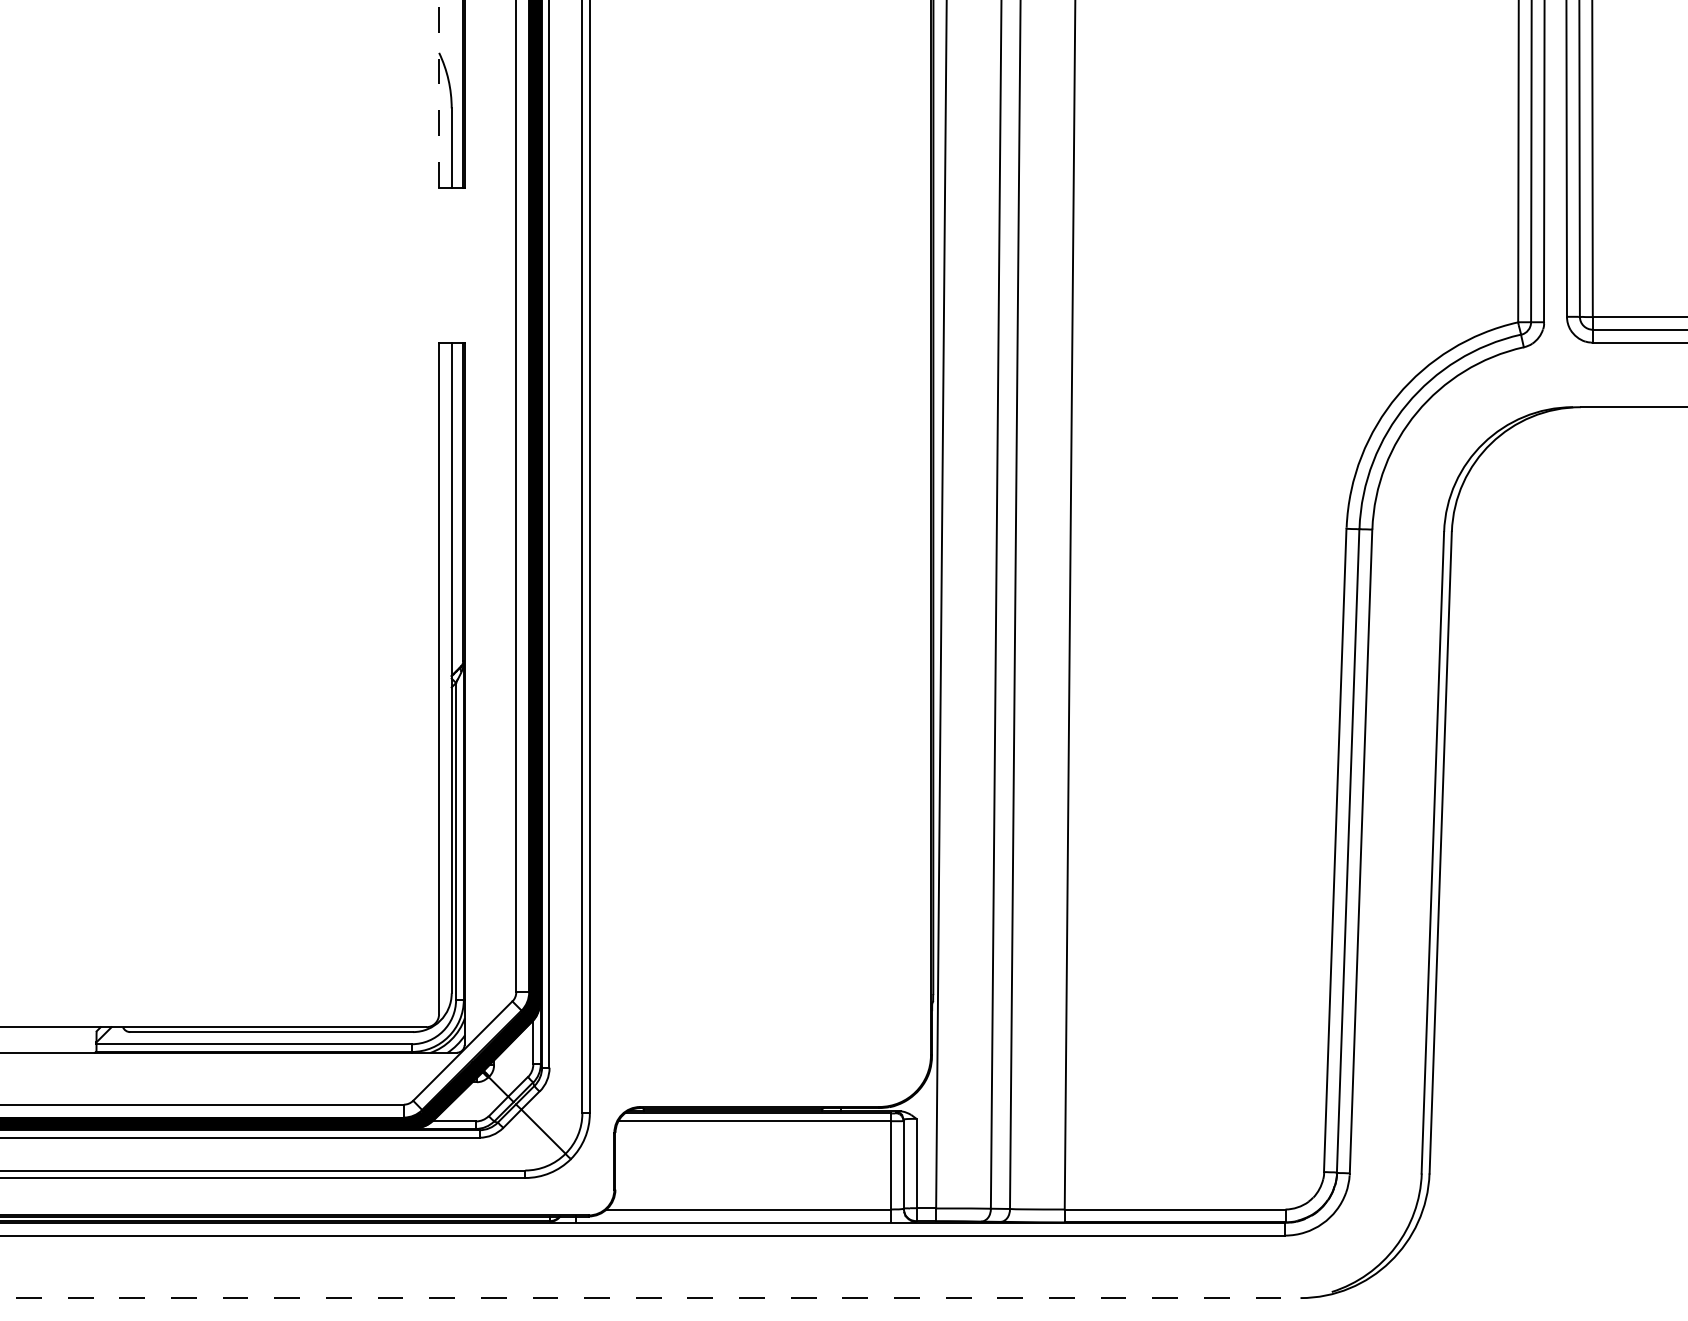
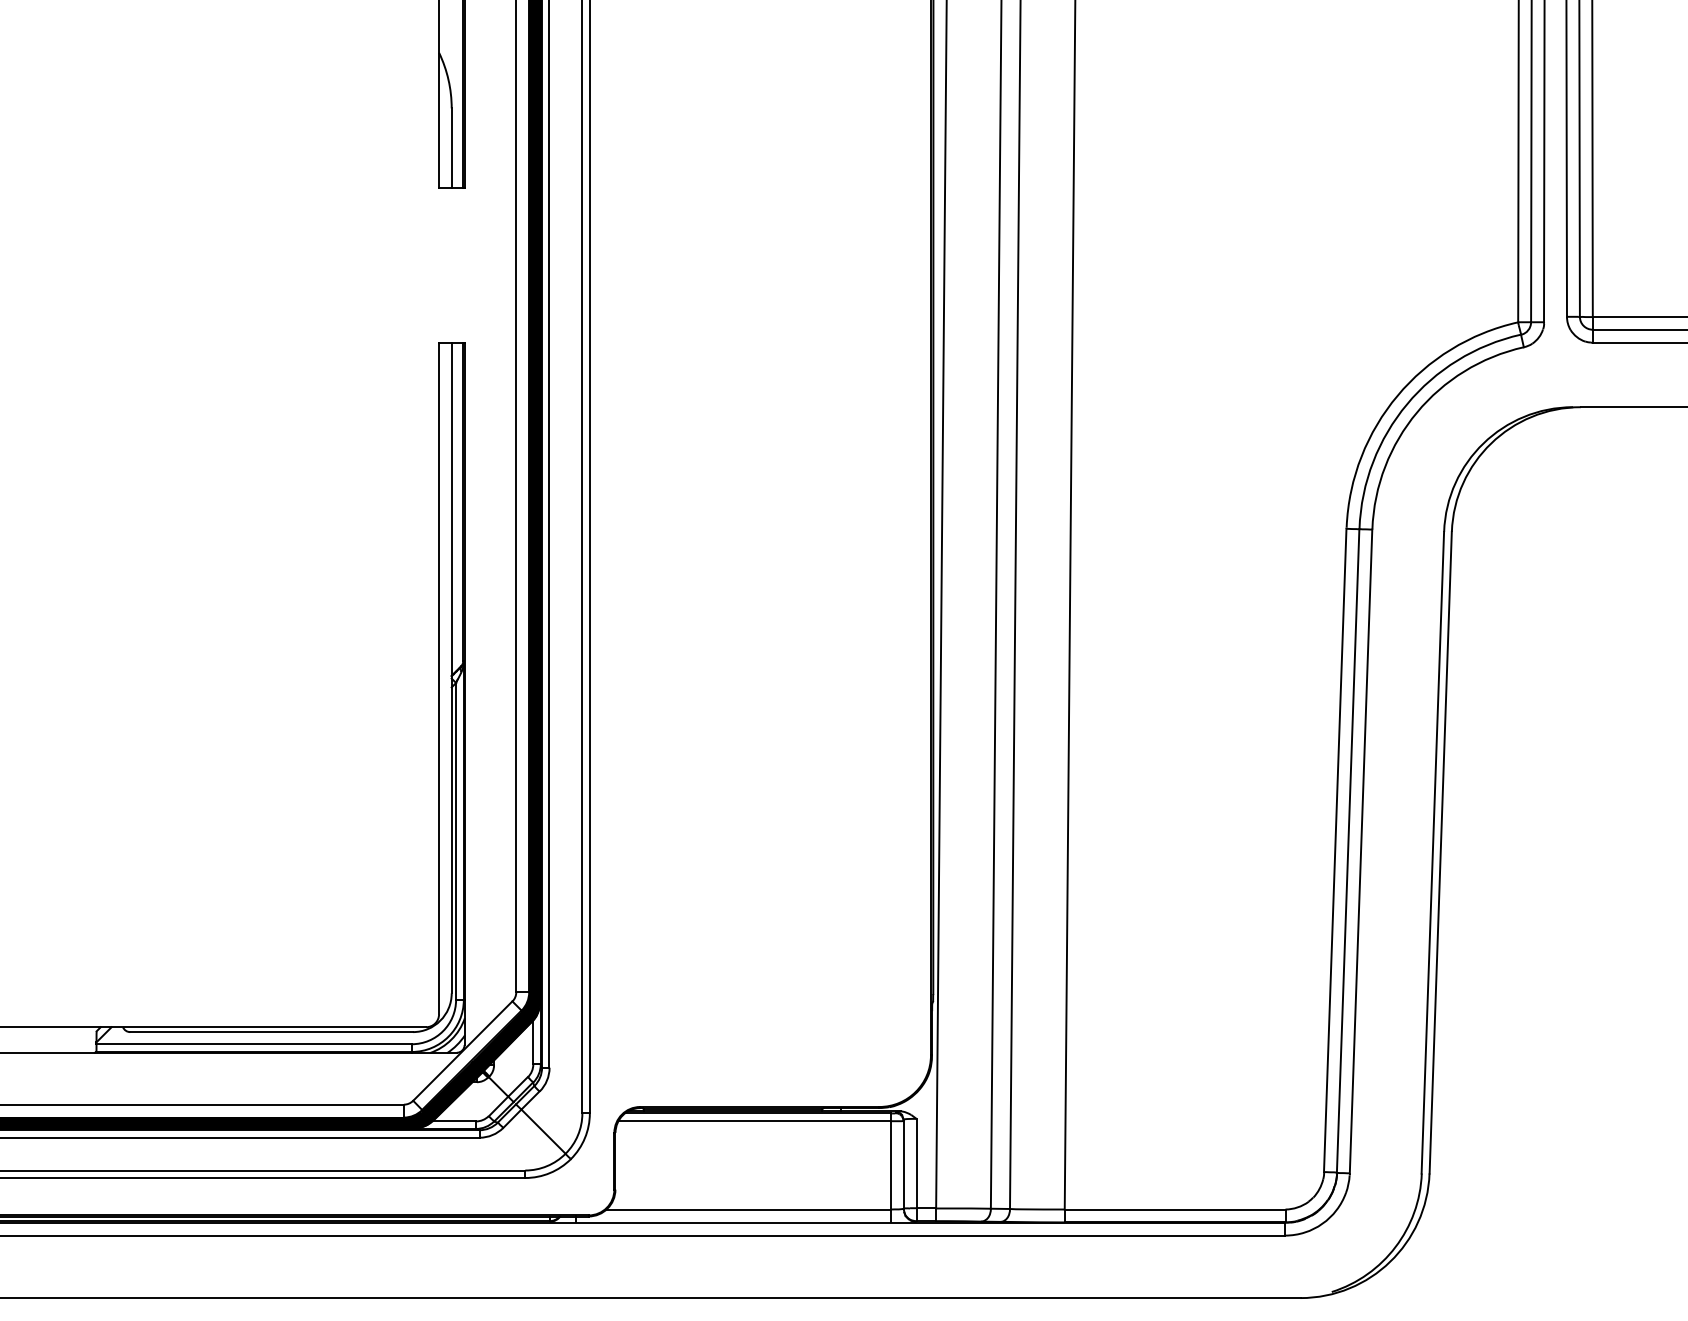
line: dashed -> solid (439, 93)
line: dashed -> solid (651, 1298)
